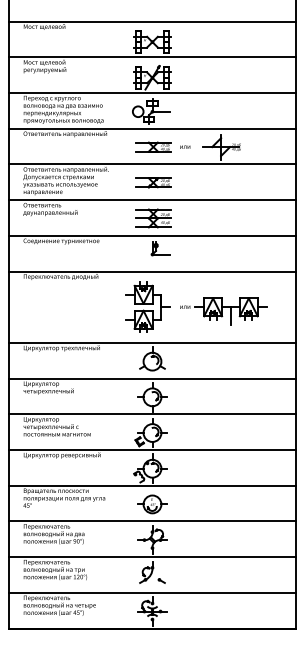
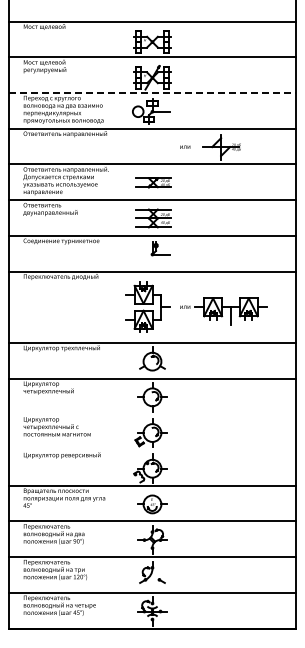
line: solid -> dashed (152, 93)
part: present -> none (153, 146)
line: present -> none (152, 414)
line: present -> none (152, 450)
